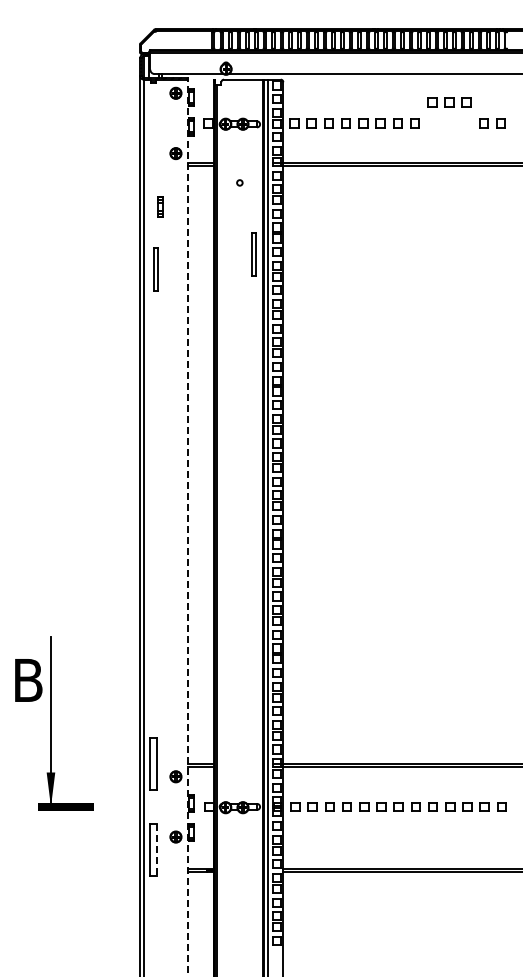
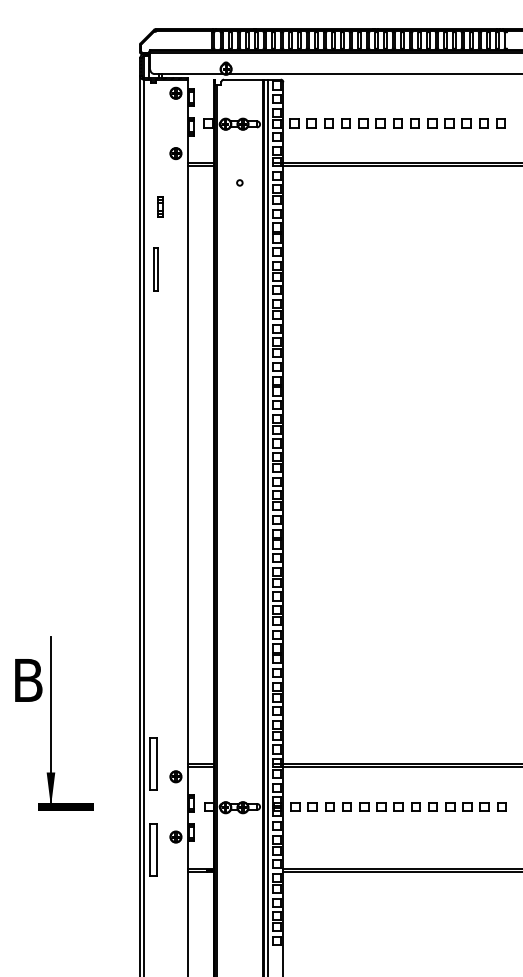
part position: (449, 102) -> (449, 123) (449, 123)
part: present -> none (253, 254)
line: dashed -> solid (188, 527)
line: dashed -> solid (156, 849)
